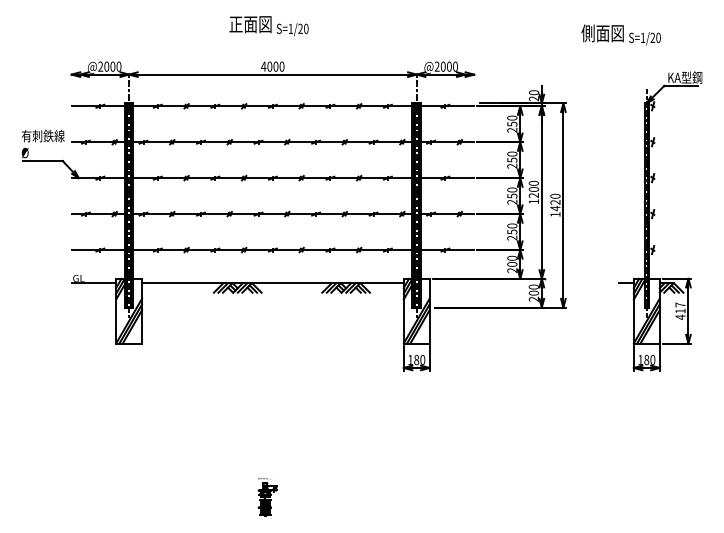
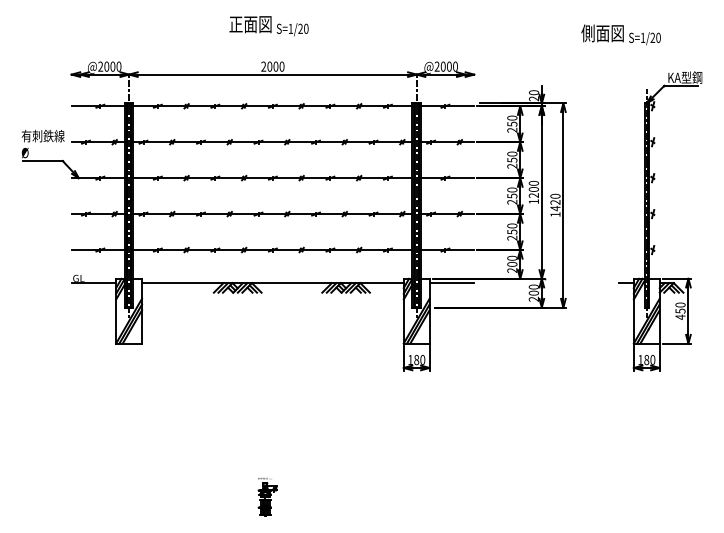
text: 4000 -> 2000 (263, 66)
line: none -> present (451, 283)
text: 417 -> 450 (680, 307)
